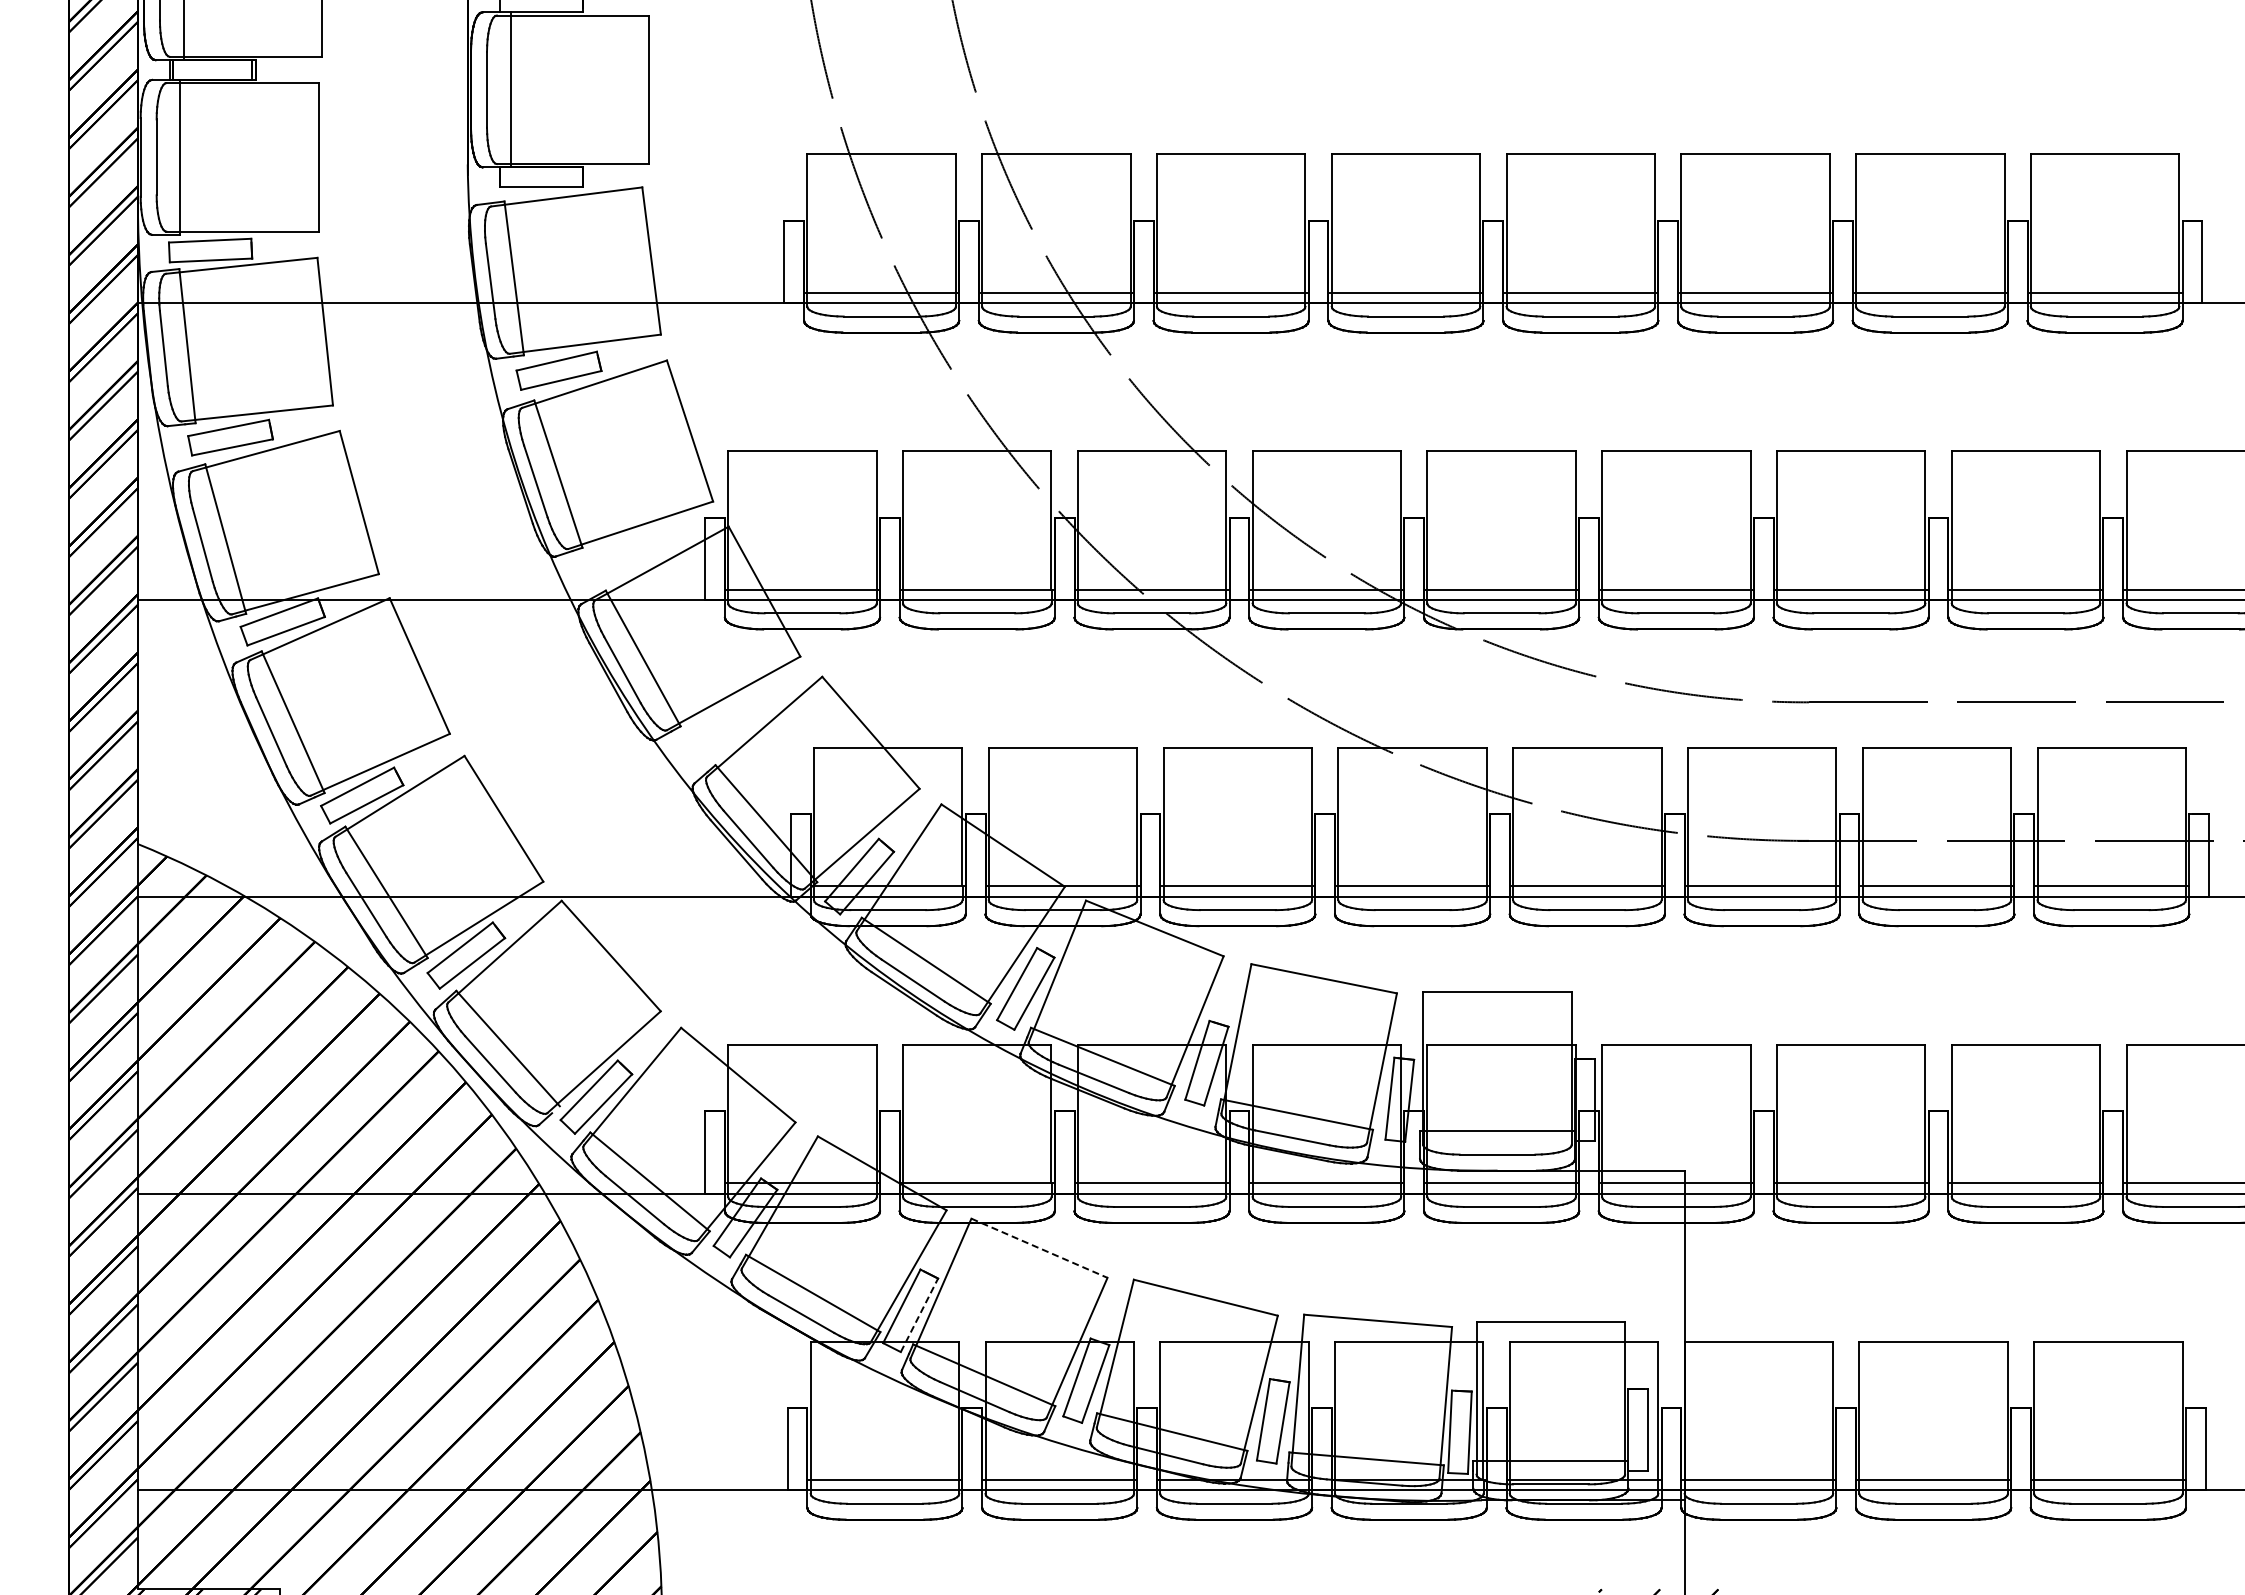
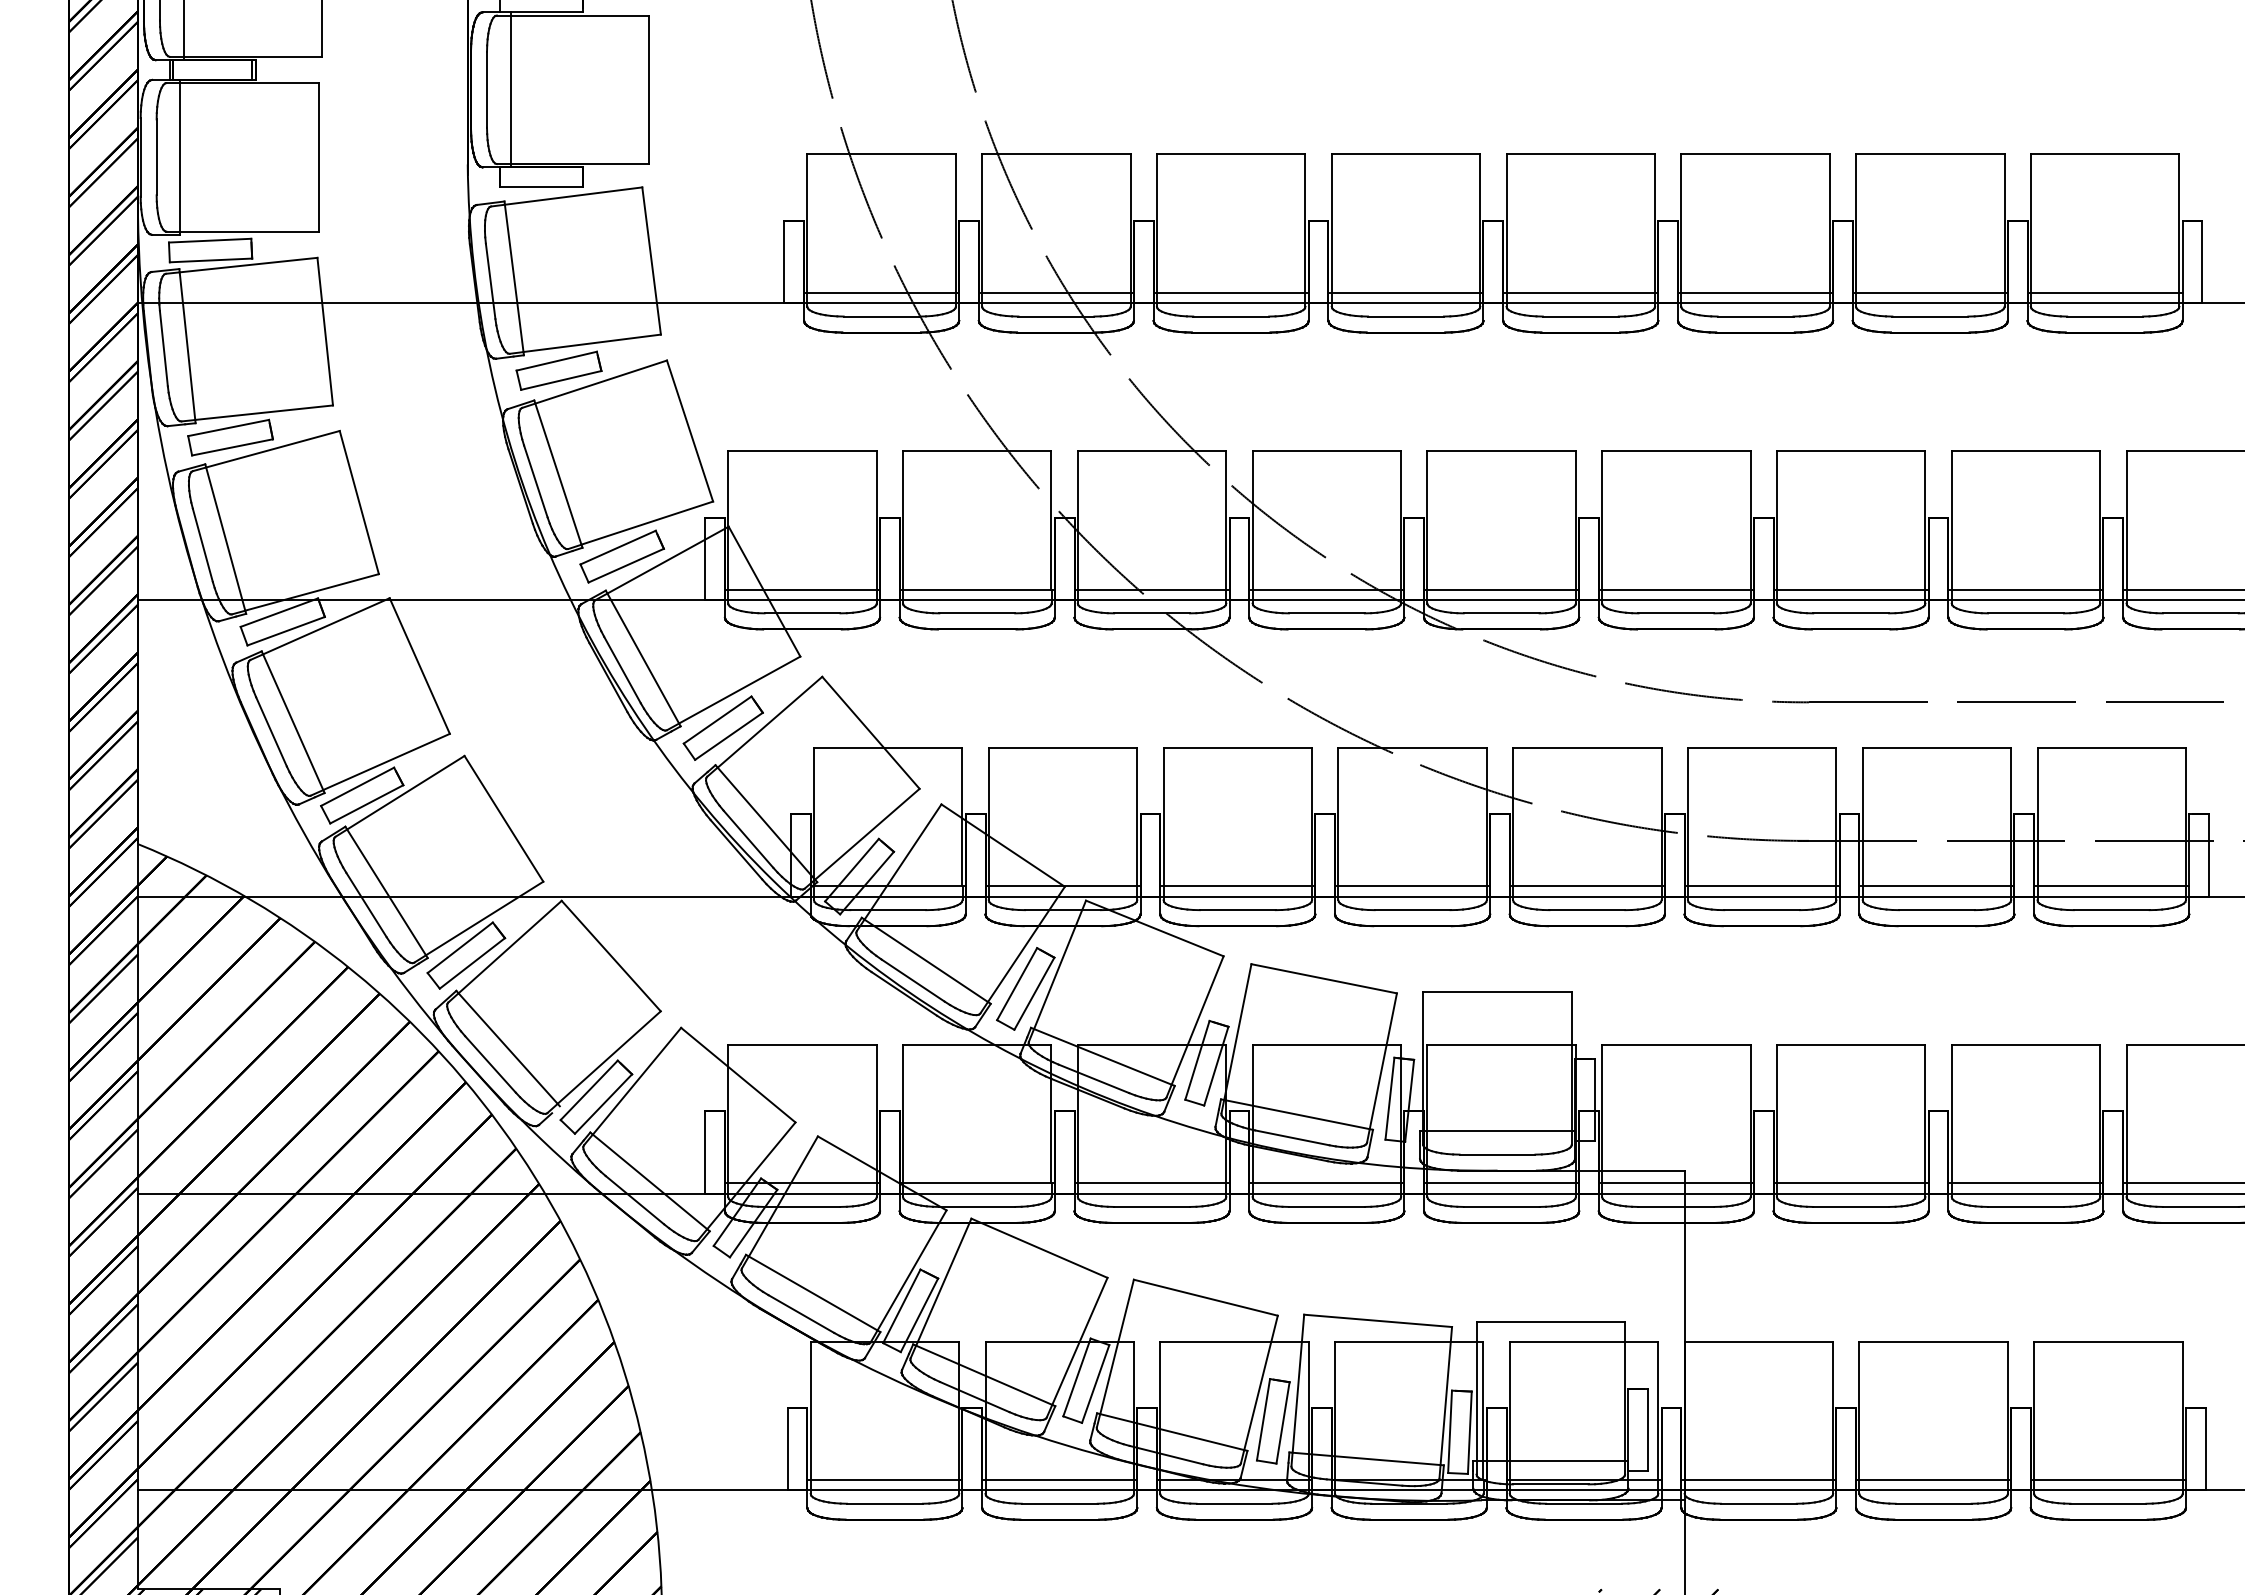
part: none -> present (621, 556)
part: none -> present (722, 727)
line: dashed -> solid (1039, 1248)
line: dashed -> solid (919, 1314)
